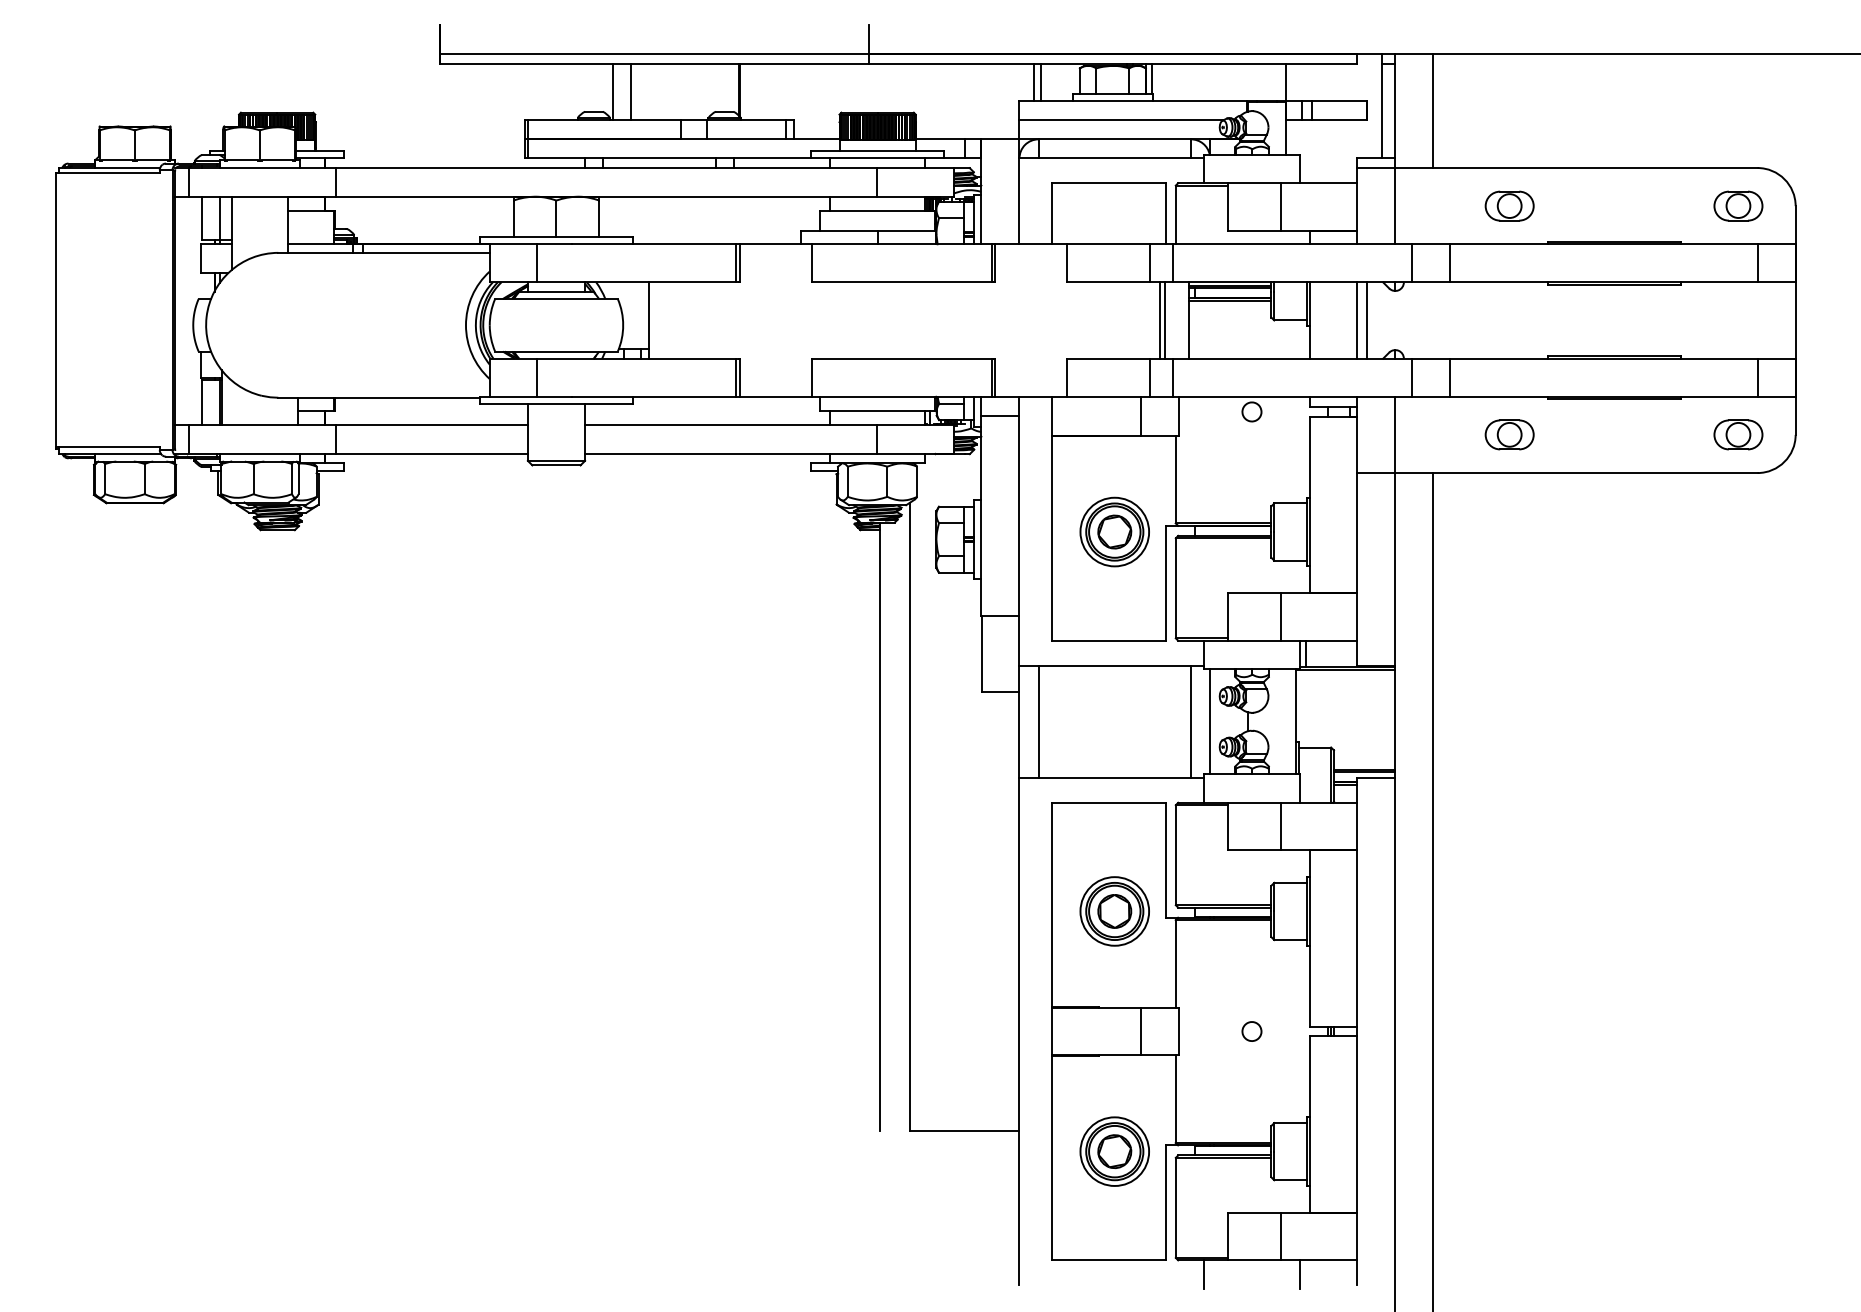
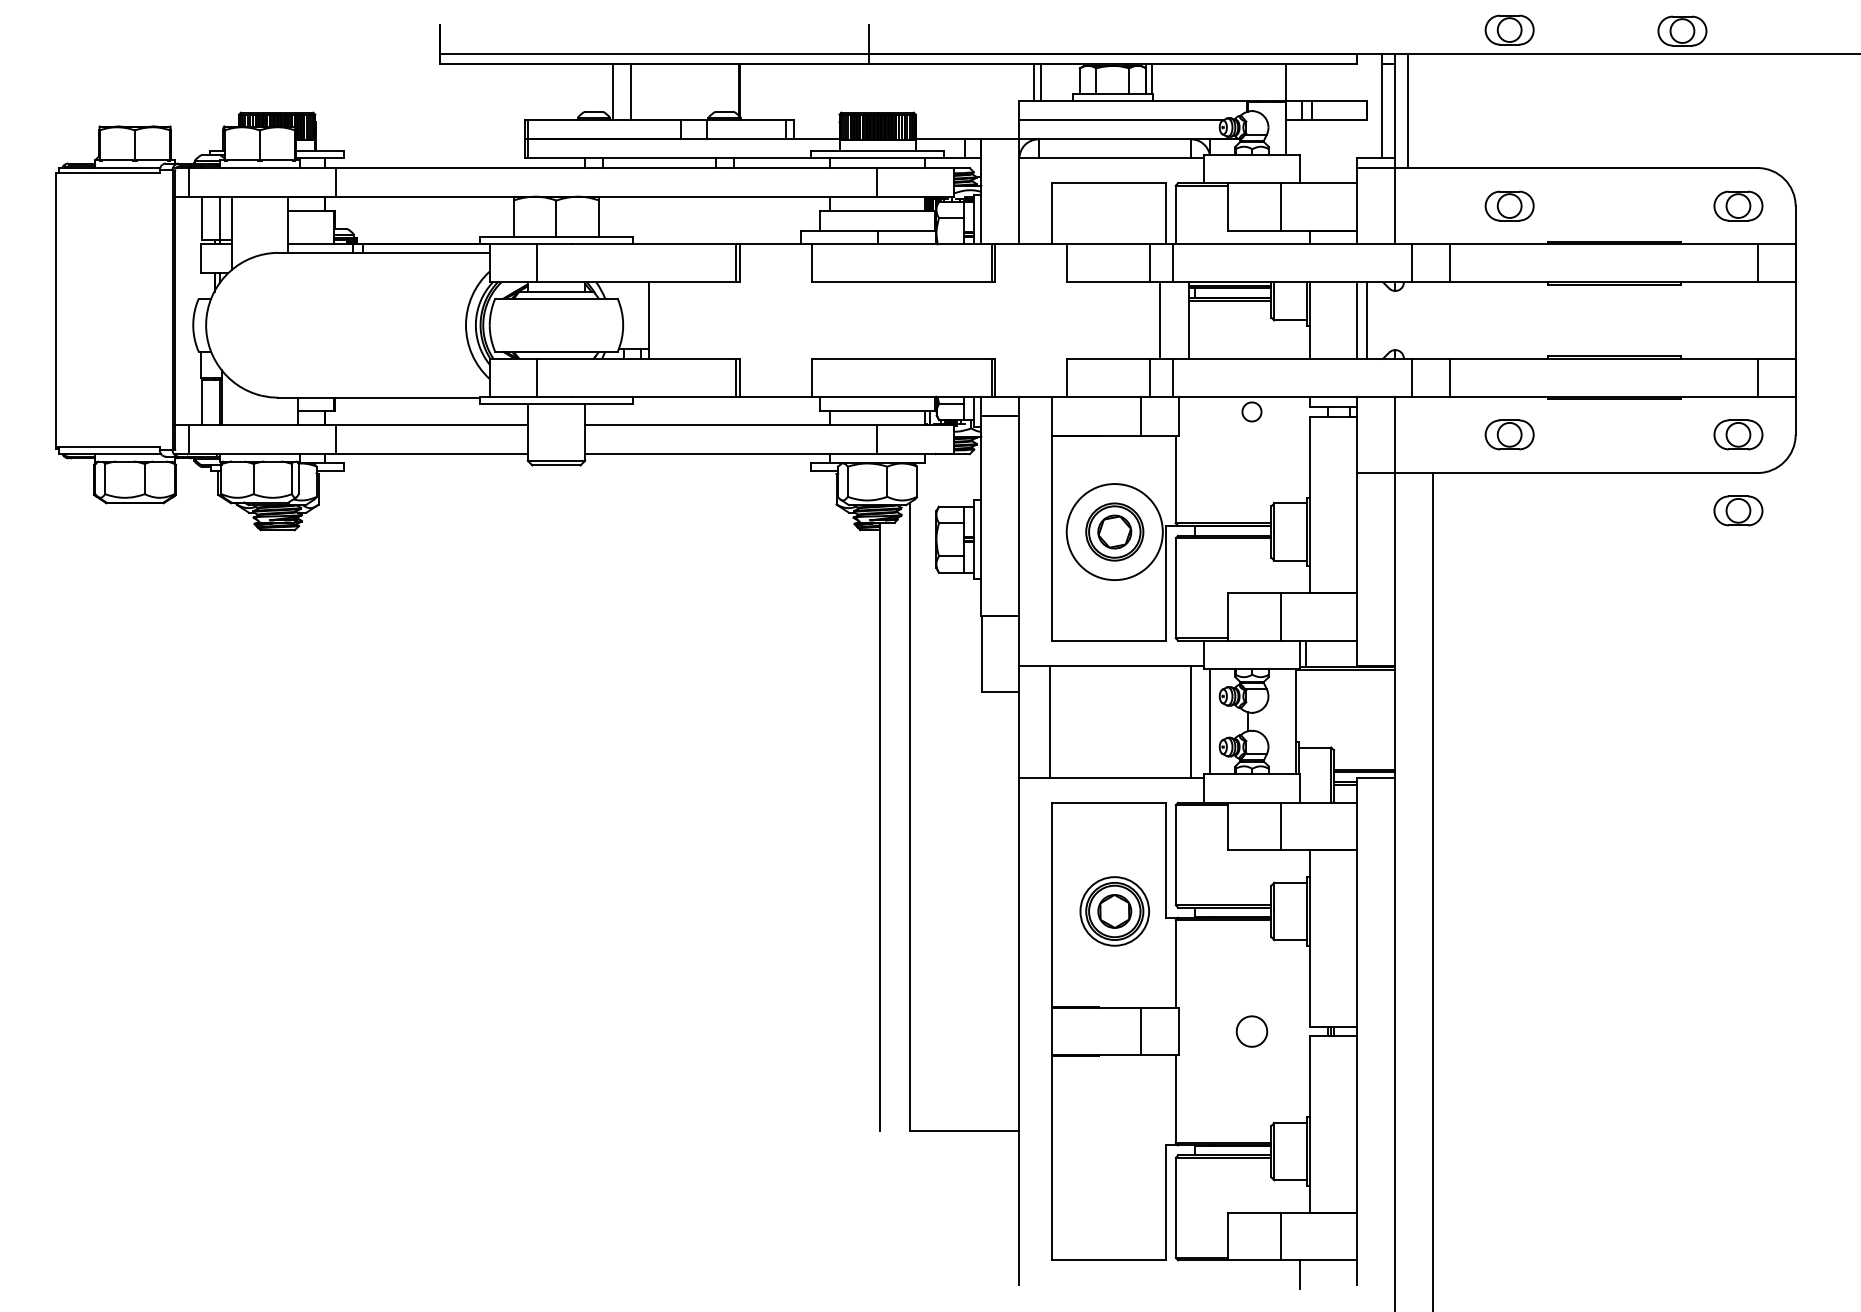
part: none -> present (1509, 29)
part: none -> present (1682, 30)
line position: (1433, 110) -> (1408, 110) (1408, 110)
line: present -> none (1165, 320)
part: none -> present (1738, 510)
circle diameter: 69 px -> 96 px (1114, 532)
line position: (1038, 721) -> (1049, 721) (1049, 721)
part size: 22x21 px -> 34x33 px (1251, 1031)
part: present -> none (1114, 1151)
line: present -> none (1204, 1274)
